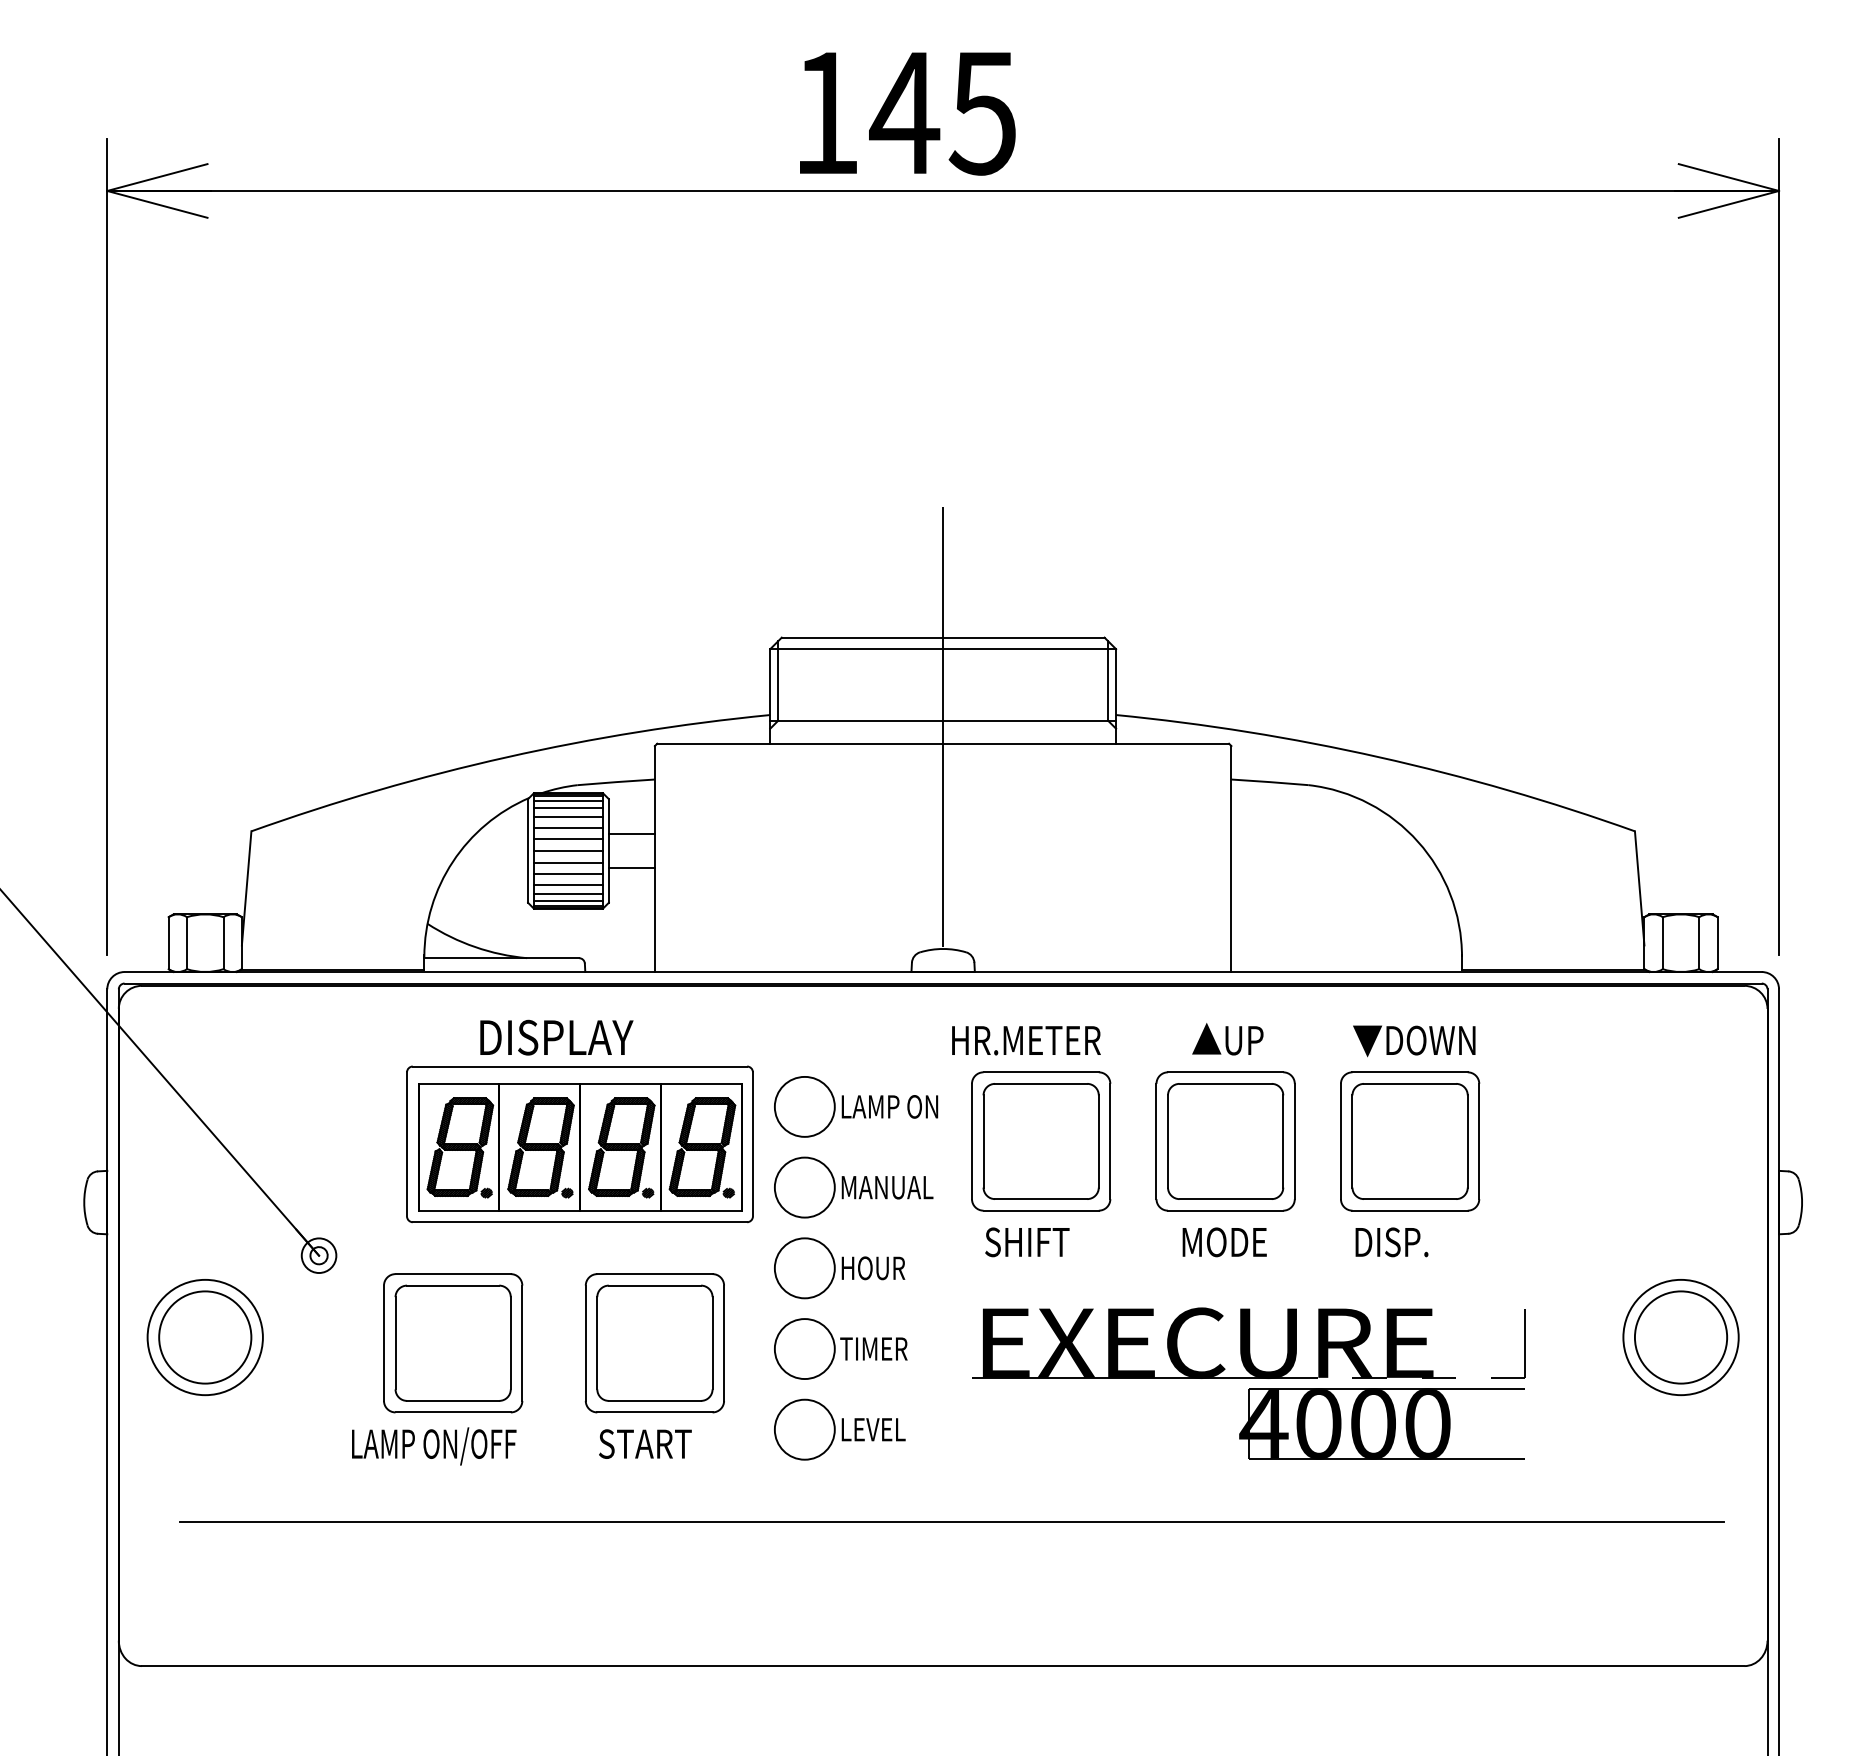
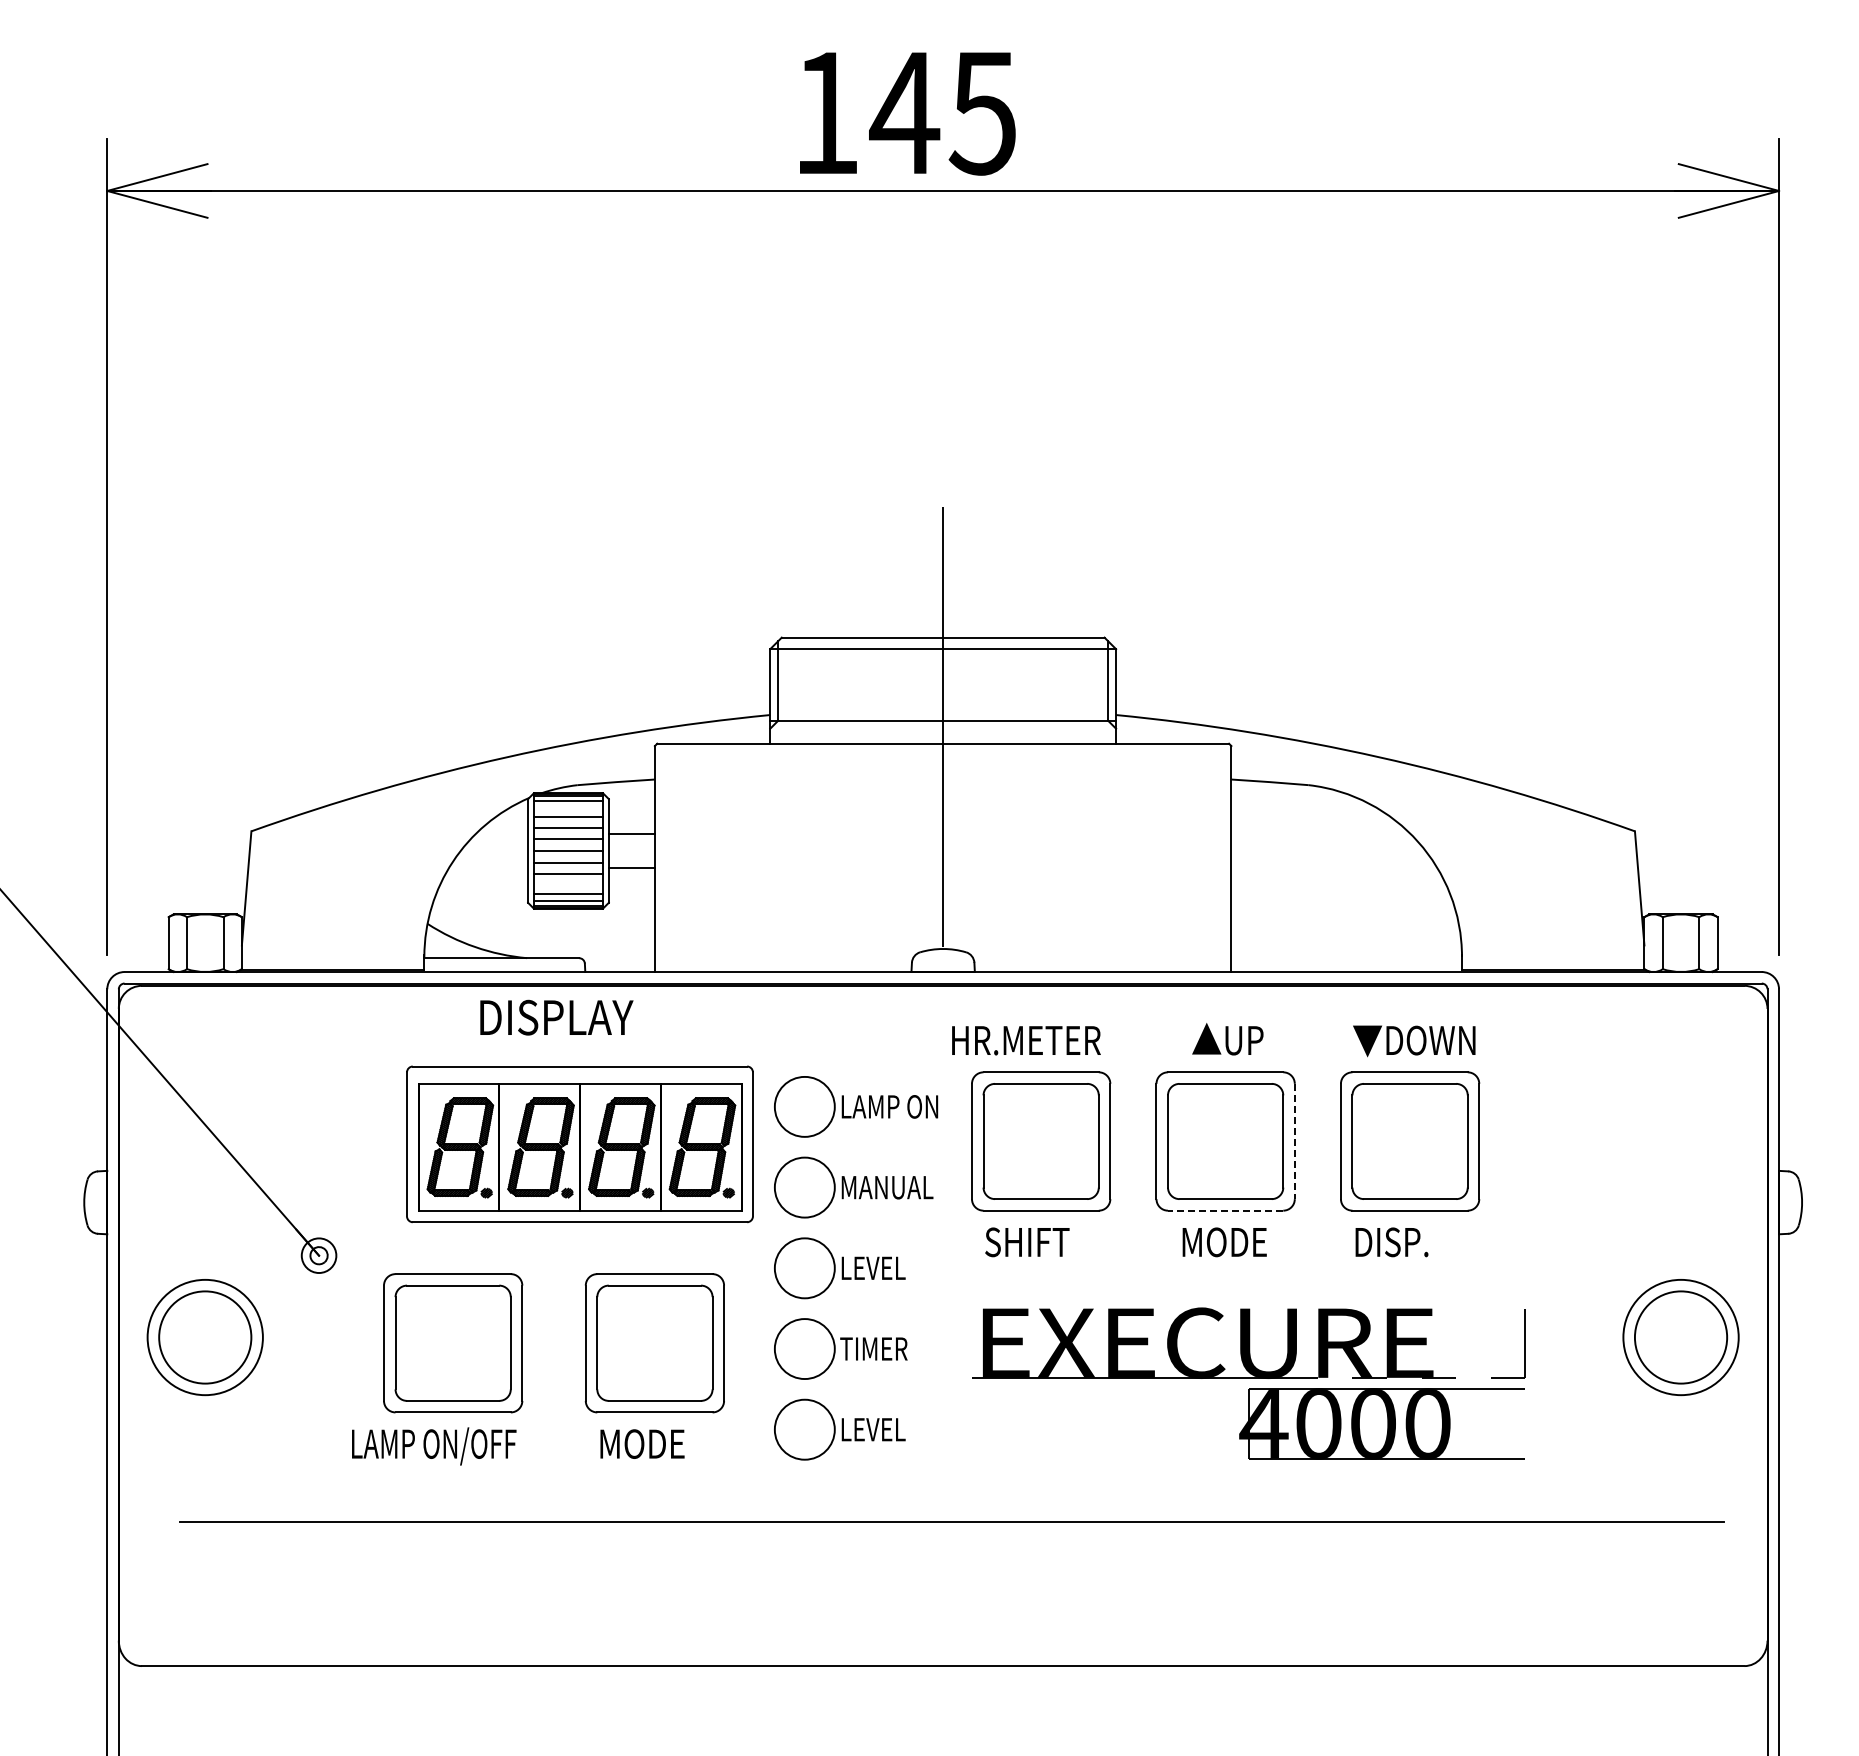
line: present -> none (568, 808)
line: present -> none (568, 884)
text position: (556, 1037) -> (556, 1017) (556, 1017)
line: solid -> dashed (1294, 1141)
line: solid -> dashed (1225, 1210)
text: HOUR -> LEVEL (874, 1268)
text: START -> MODE (645, 1443)
